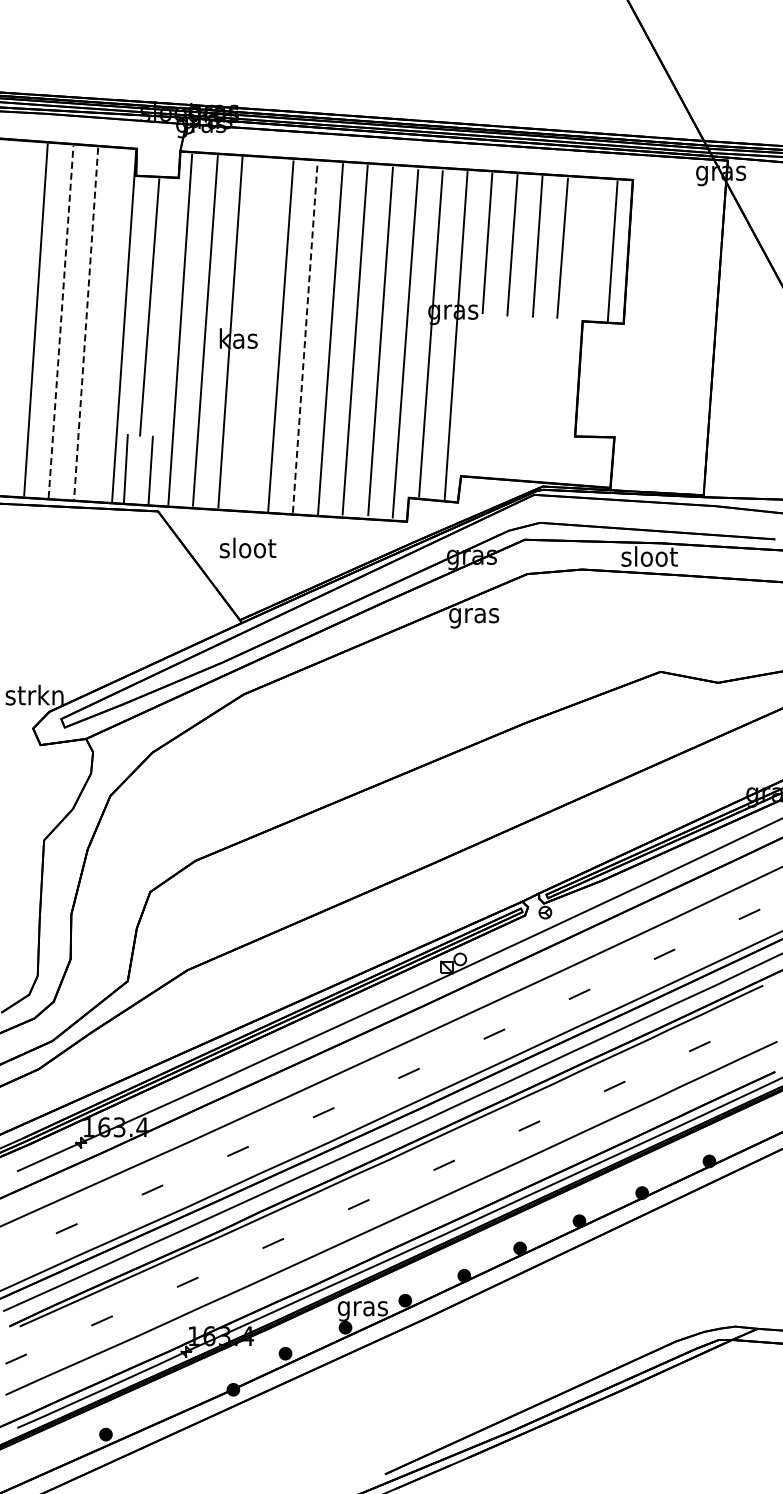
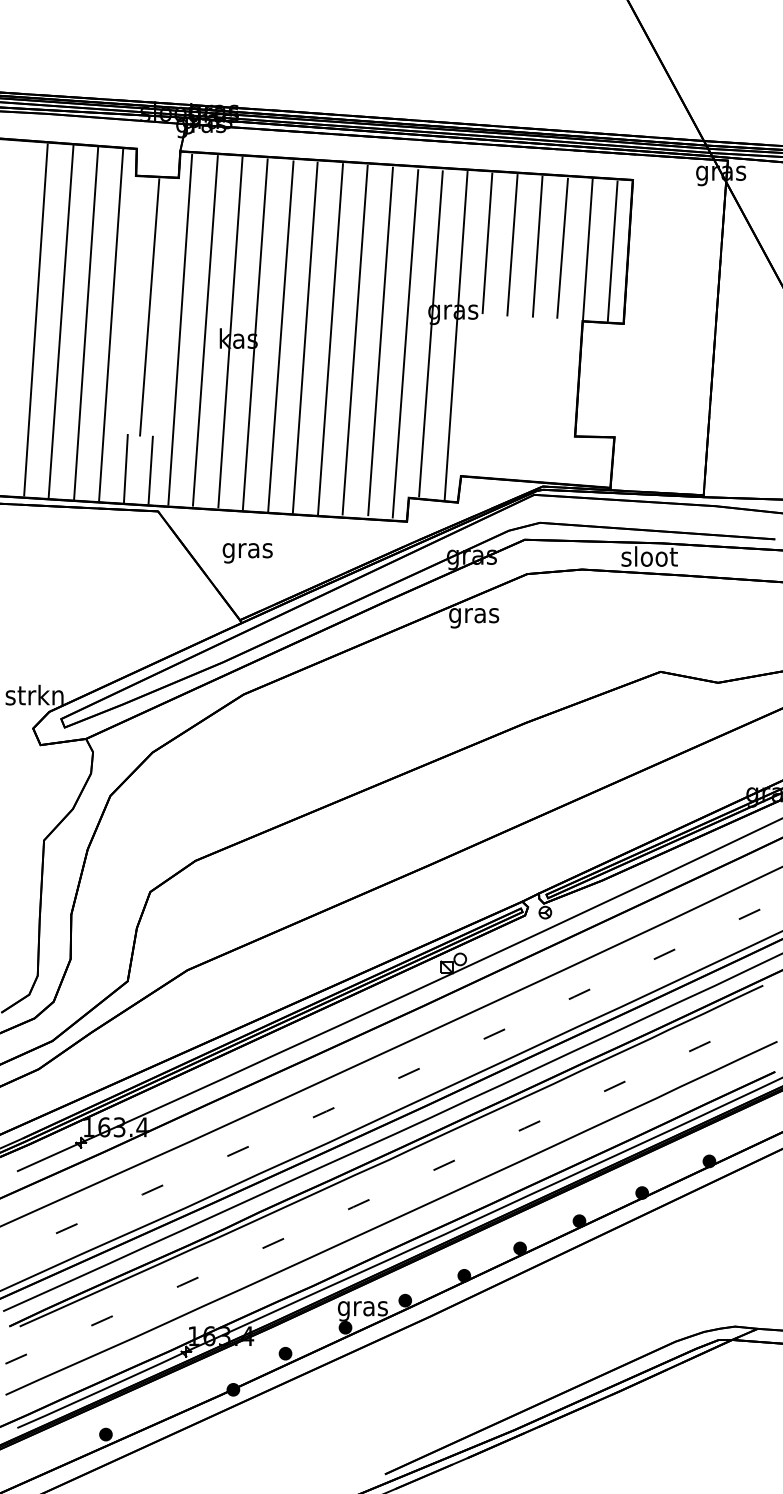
line: none -> present (587, 249)
line: dashed -> solid (61, 321)
line: dashed -> solid (86, 323)
line position: (124, 325) -> (111, 324) (111, 324)
line: none -> present (254, 334)
line: dashed -> solid (305, 337)
text: sloot -> gras (247, 550)
